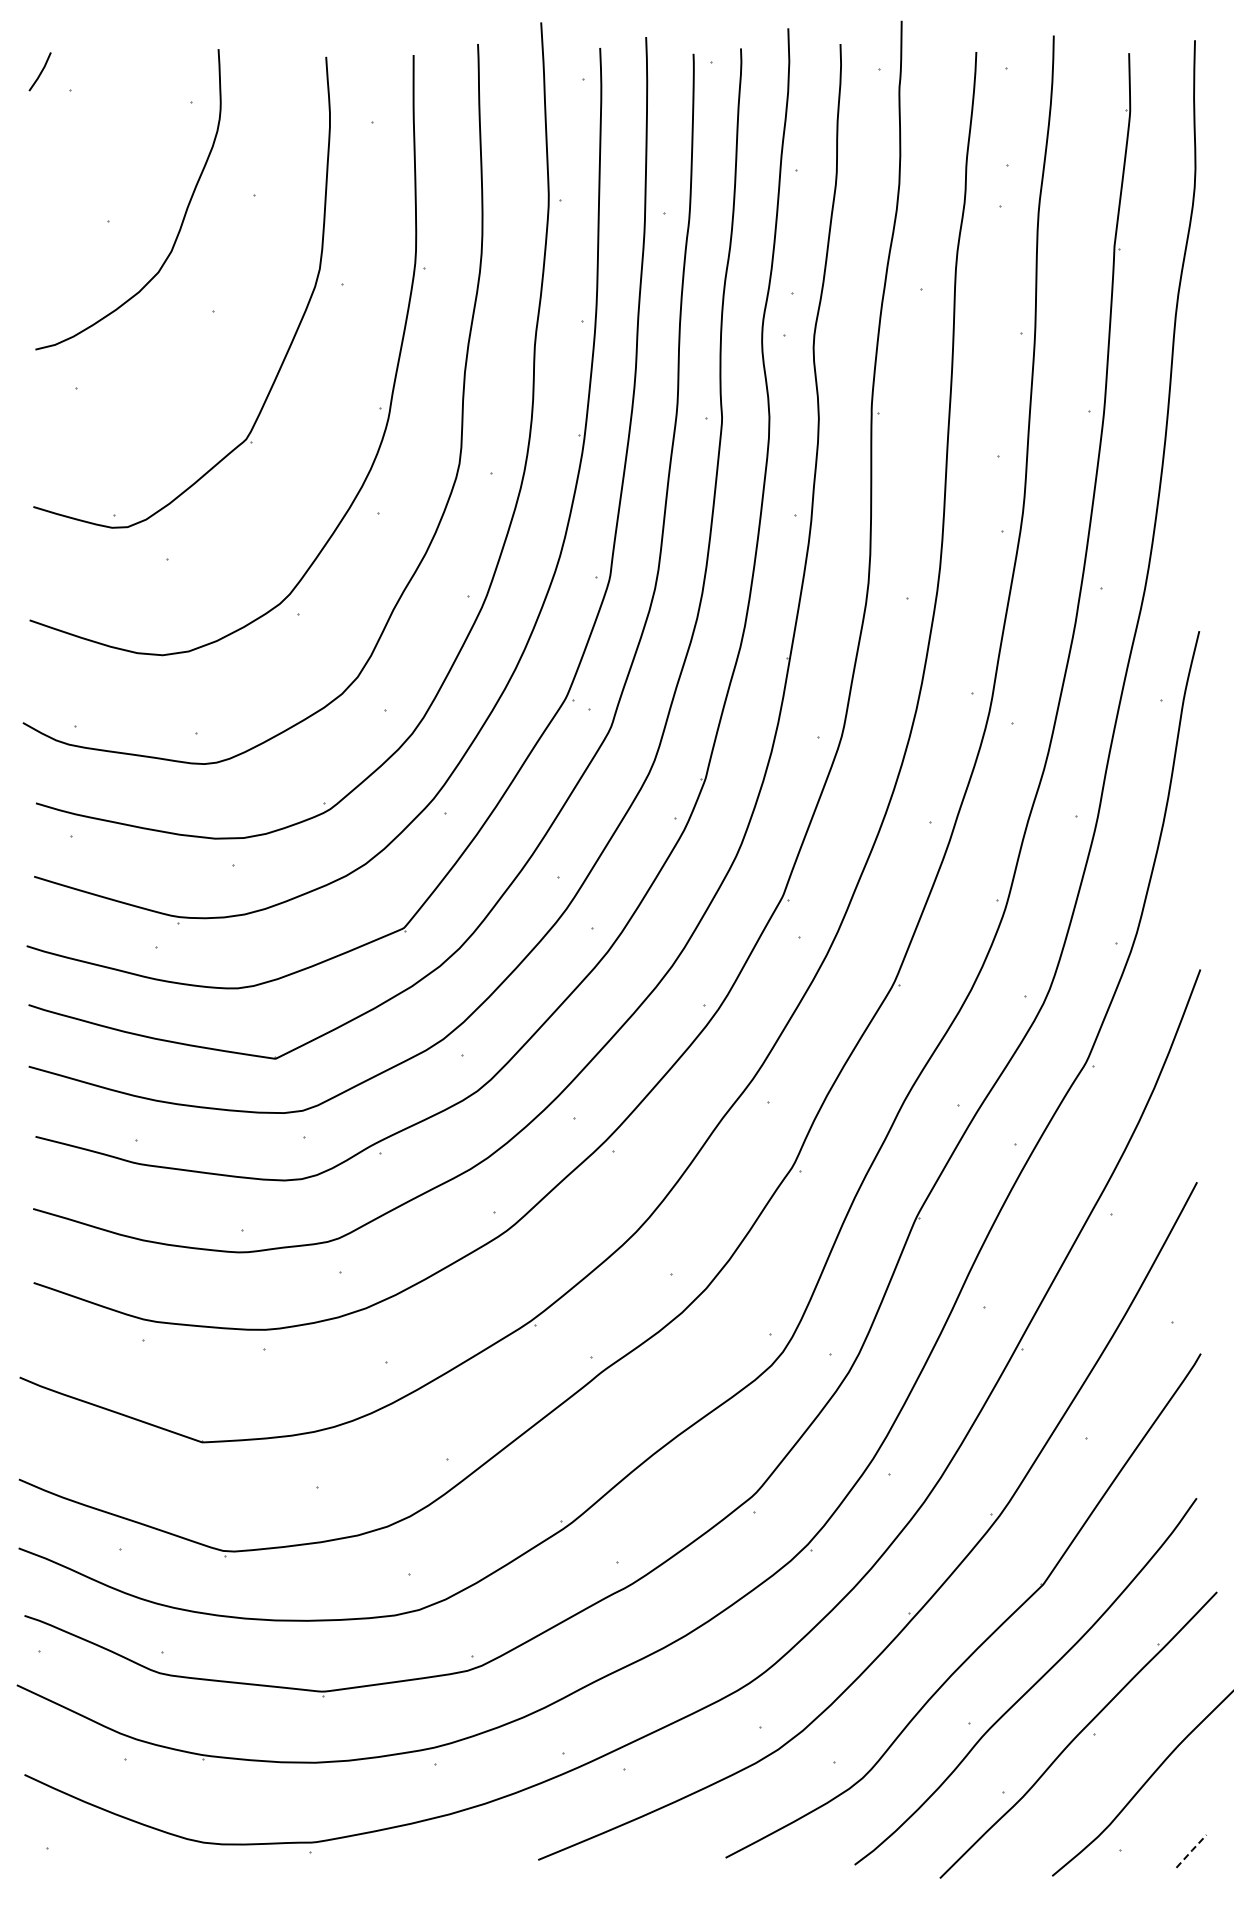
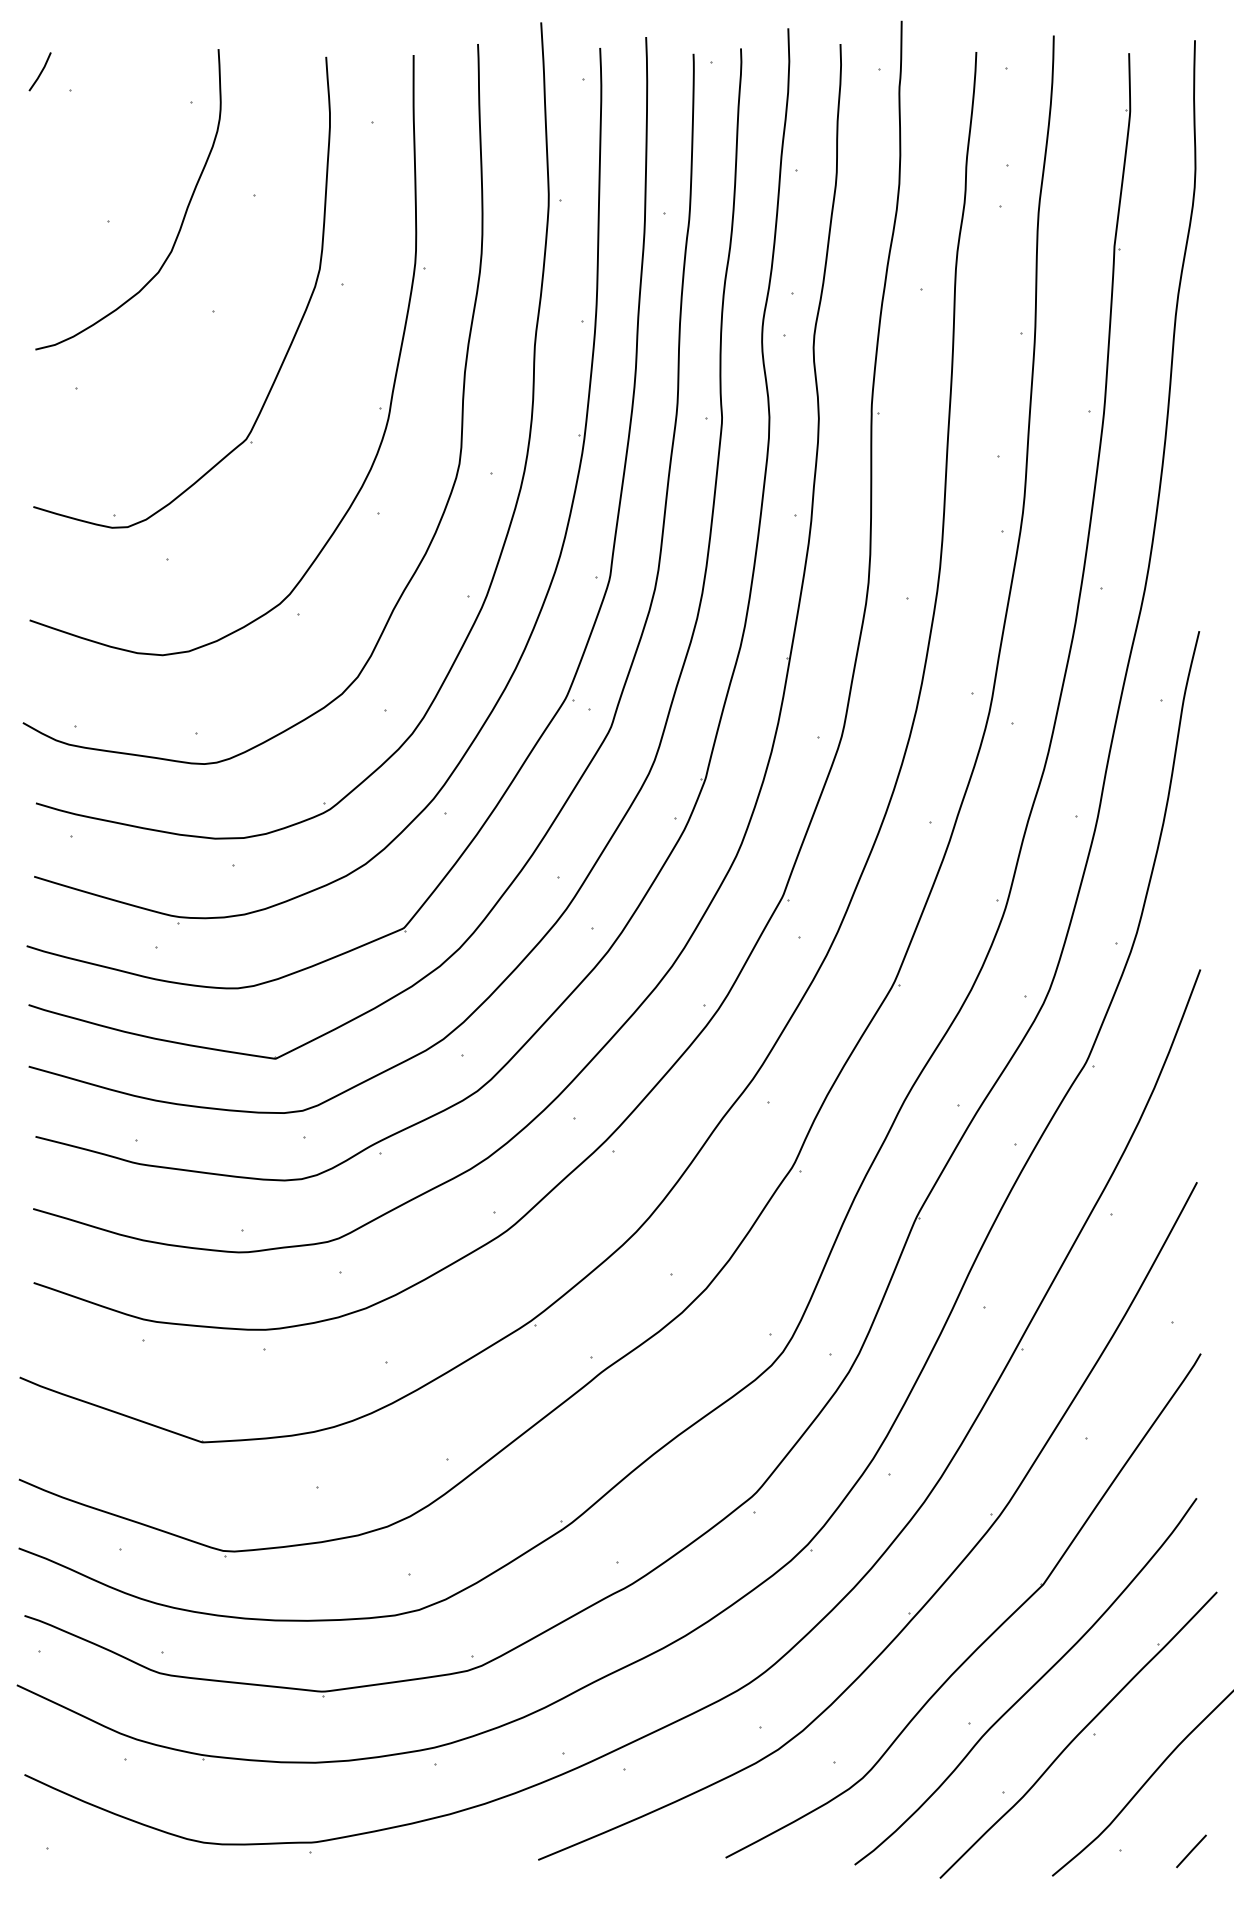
line: dashed -> solid (1191, 1850)
